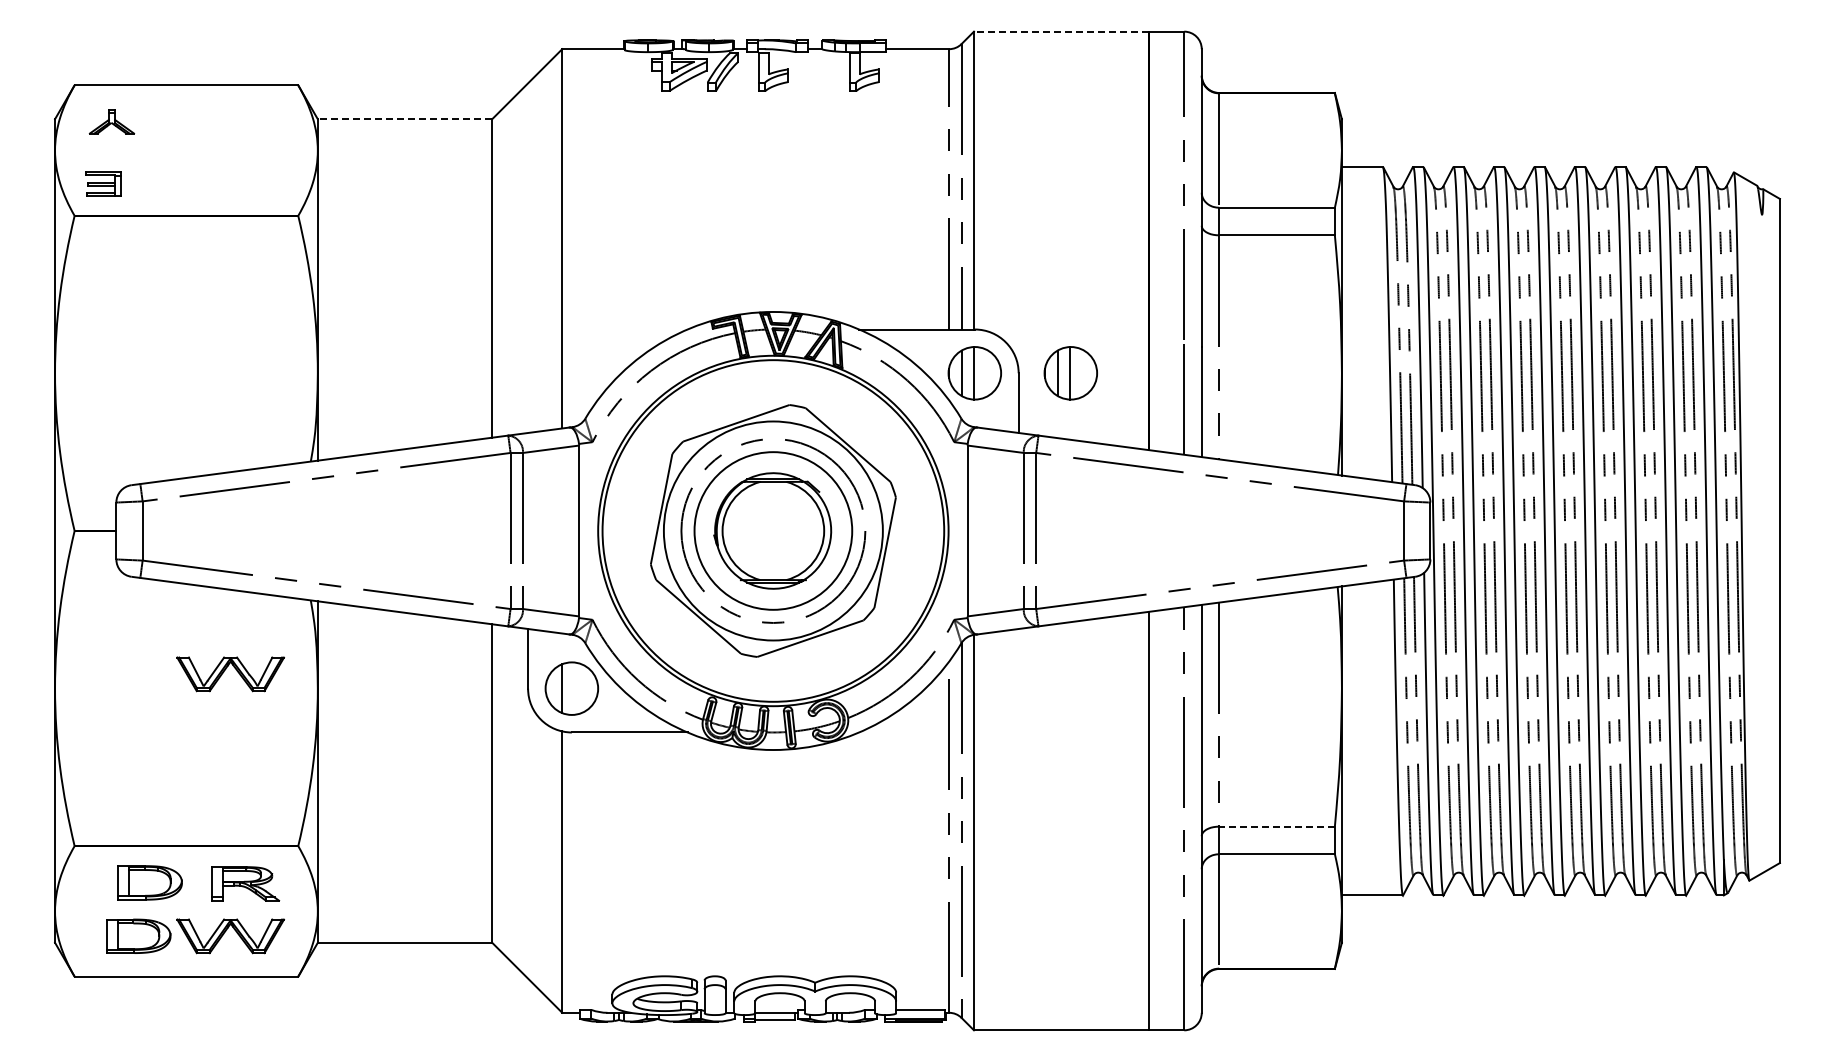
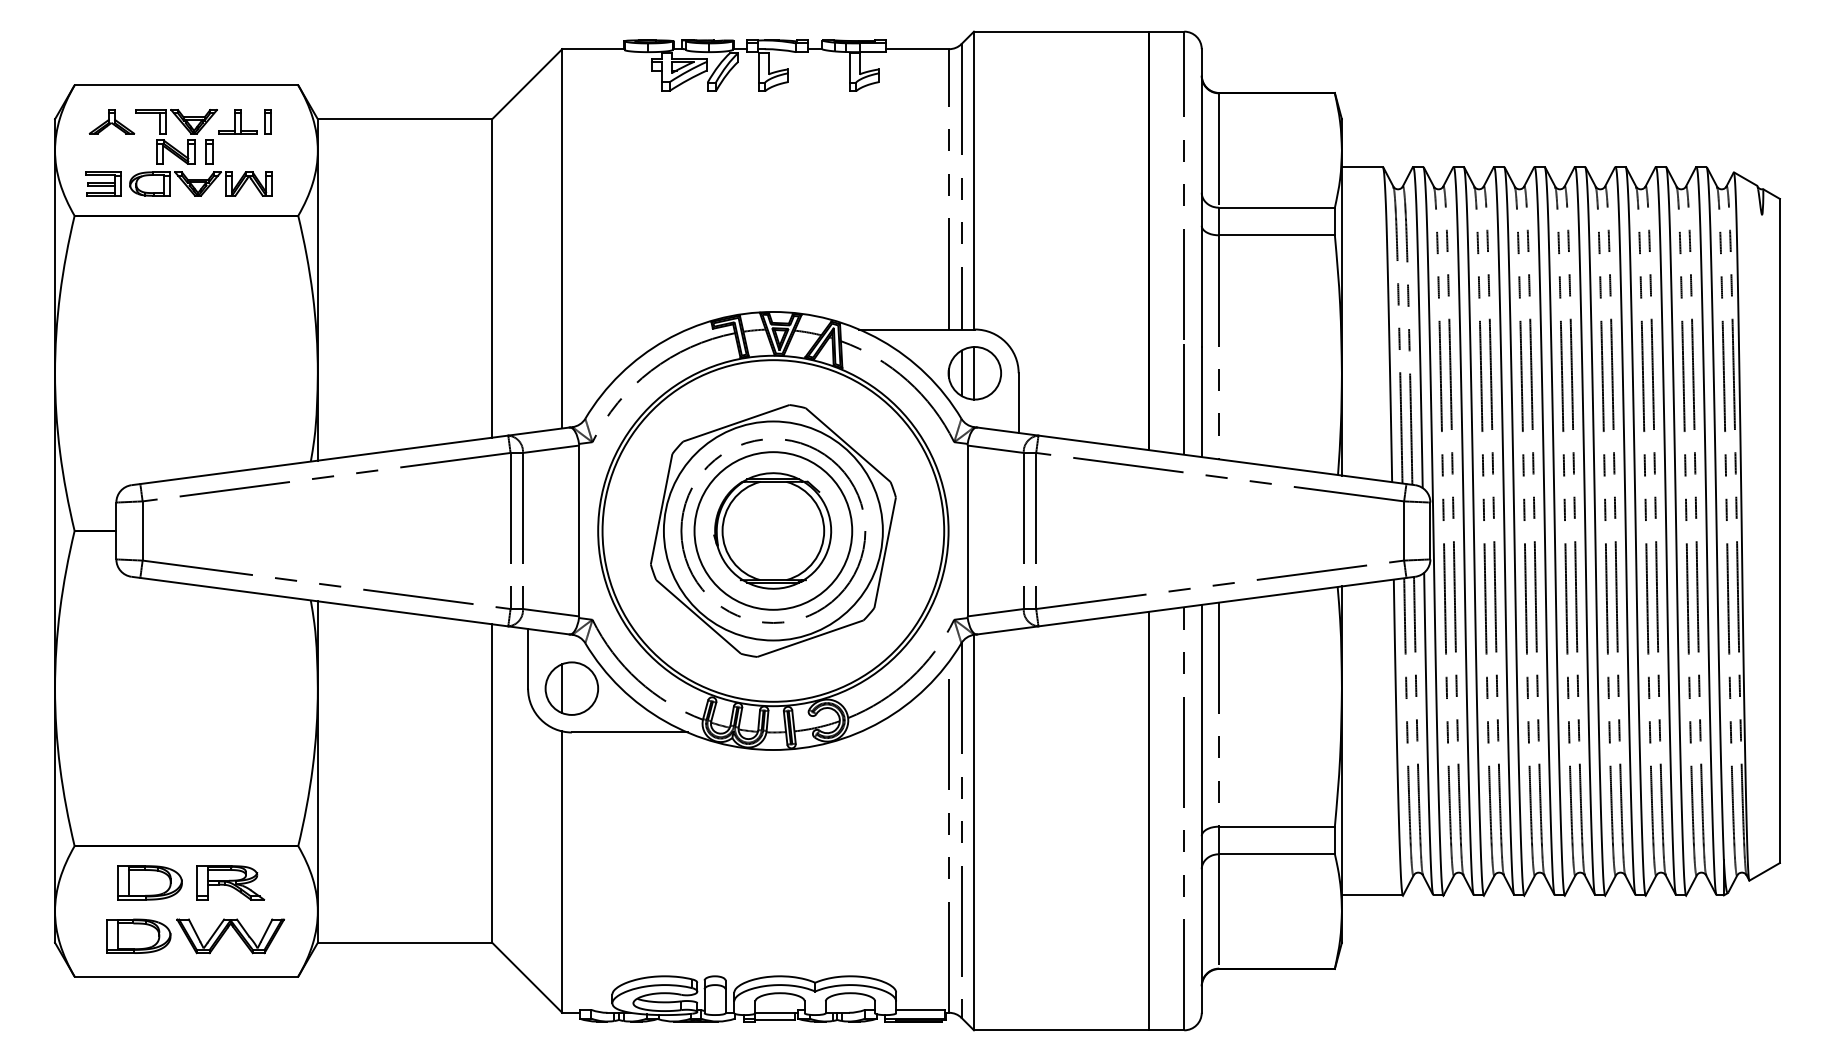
line: dashed -> solid (1061, 31)
line: dashed -> solid (404, 119)
part: none -> present (200, 152)
part: present -> none (1070, 373)
part: present -> none (224, 672)
line: dashed -> solid (1277, 826)
part position: (245, 883) -> (230, 882) (230, 882)
